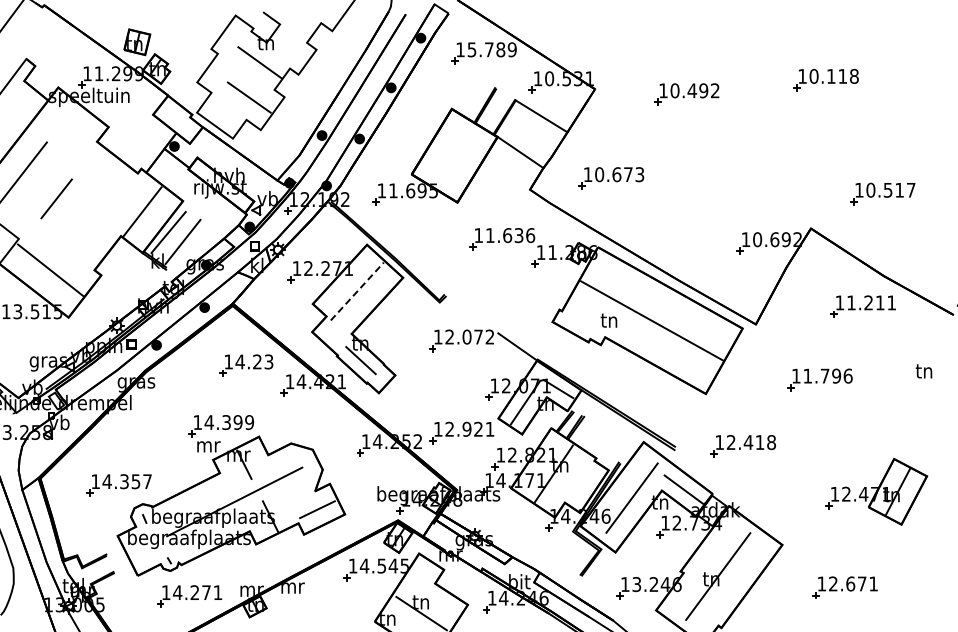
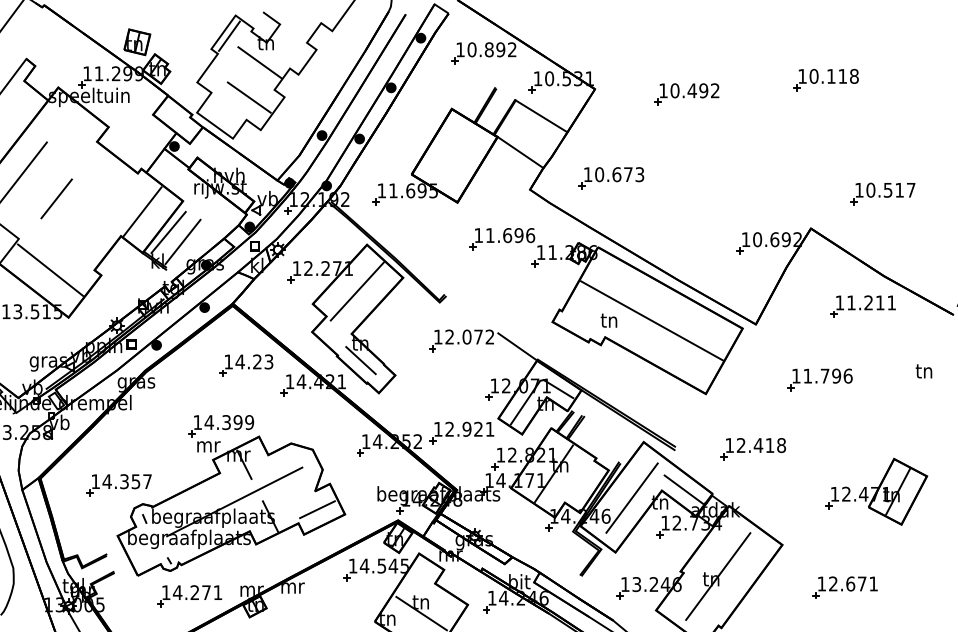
line: none -> present (228, 35)
text: 15.789 -> 10.892 (491, 49)
text: 11.636 -> 11.696 (518, 235)
line: dashed -> solid (357, 291)
part position: (742, 446) -> (752, 449) (752, 449)
